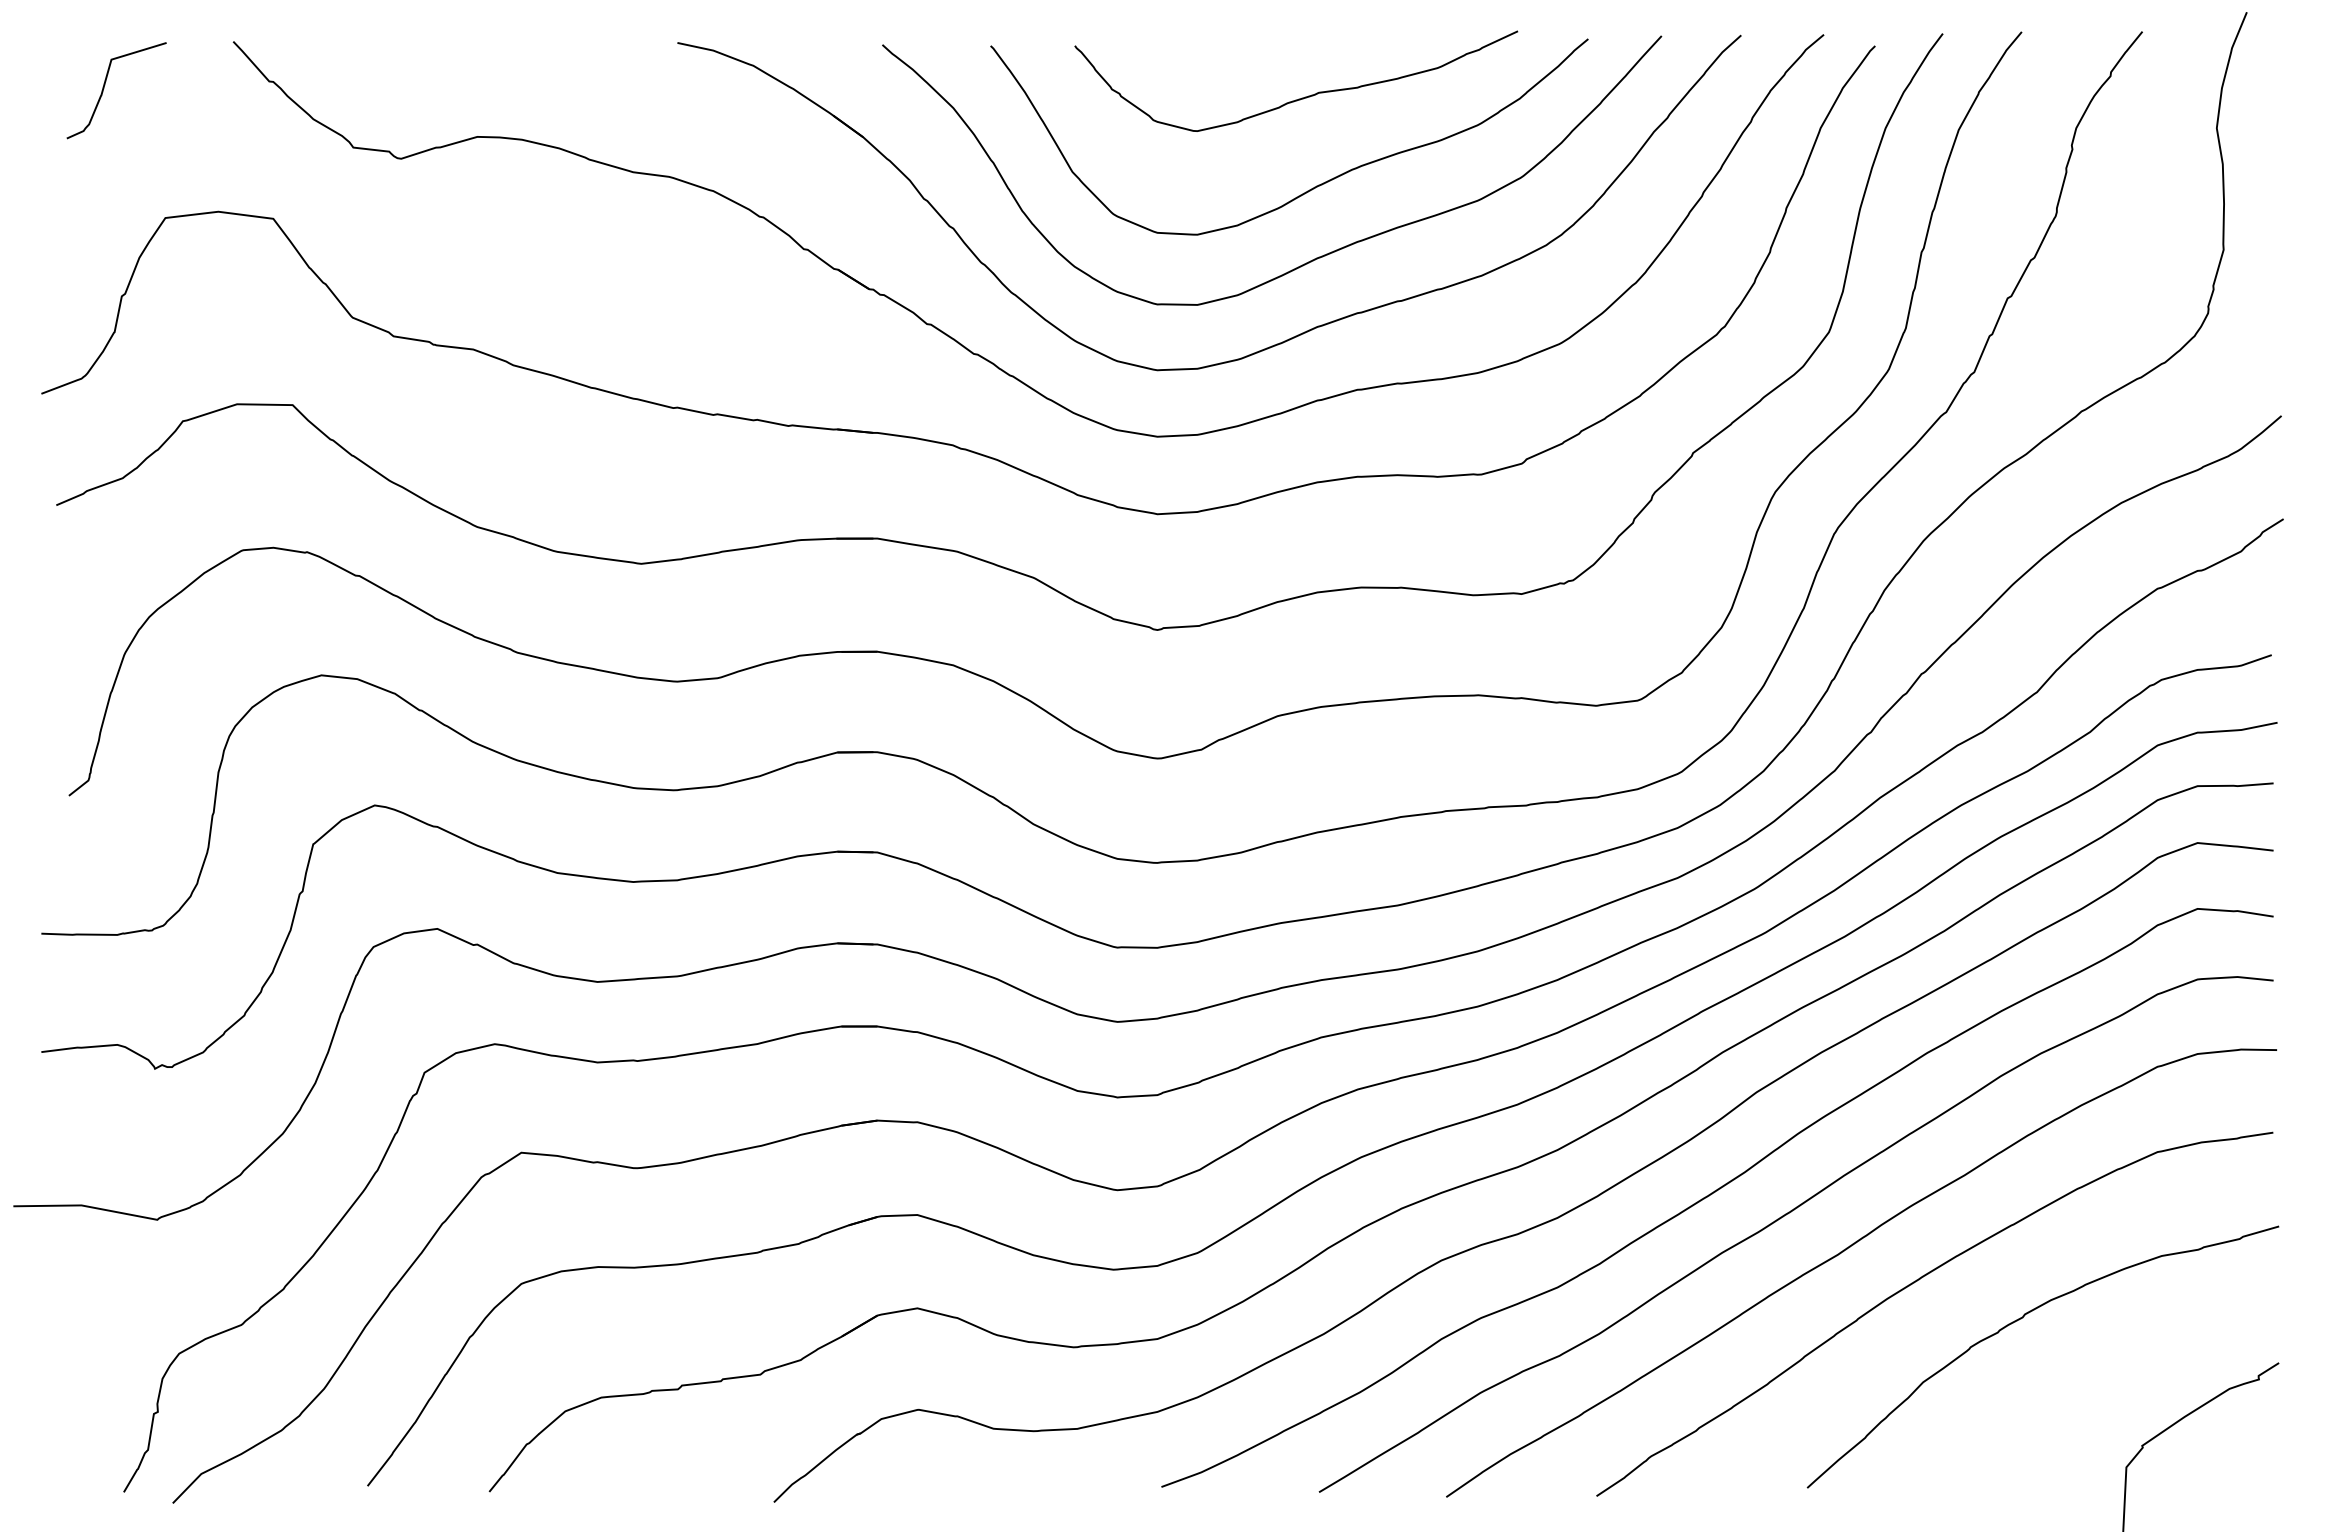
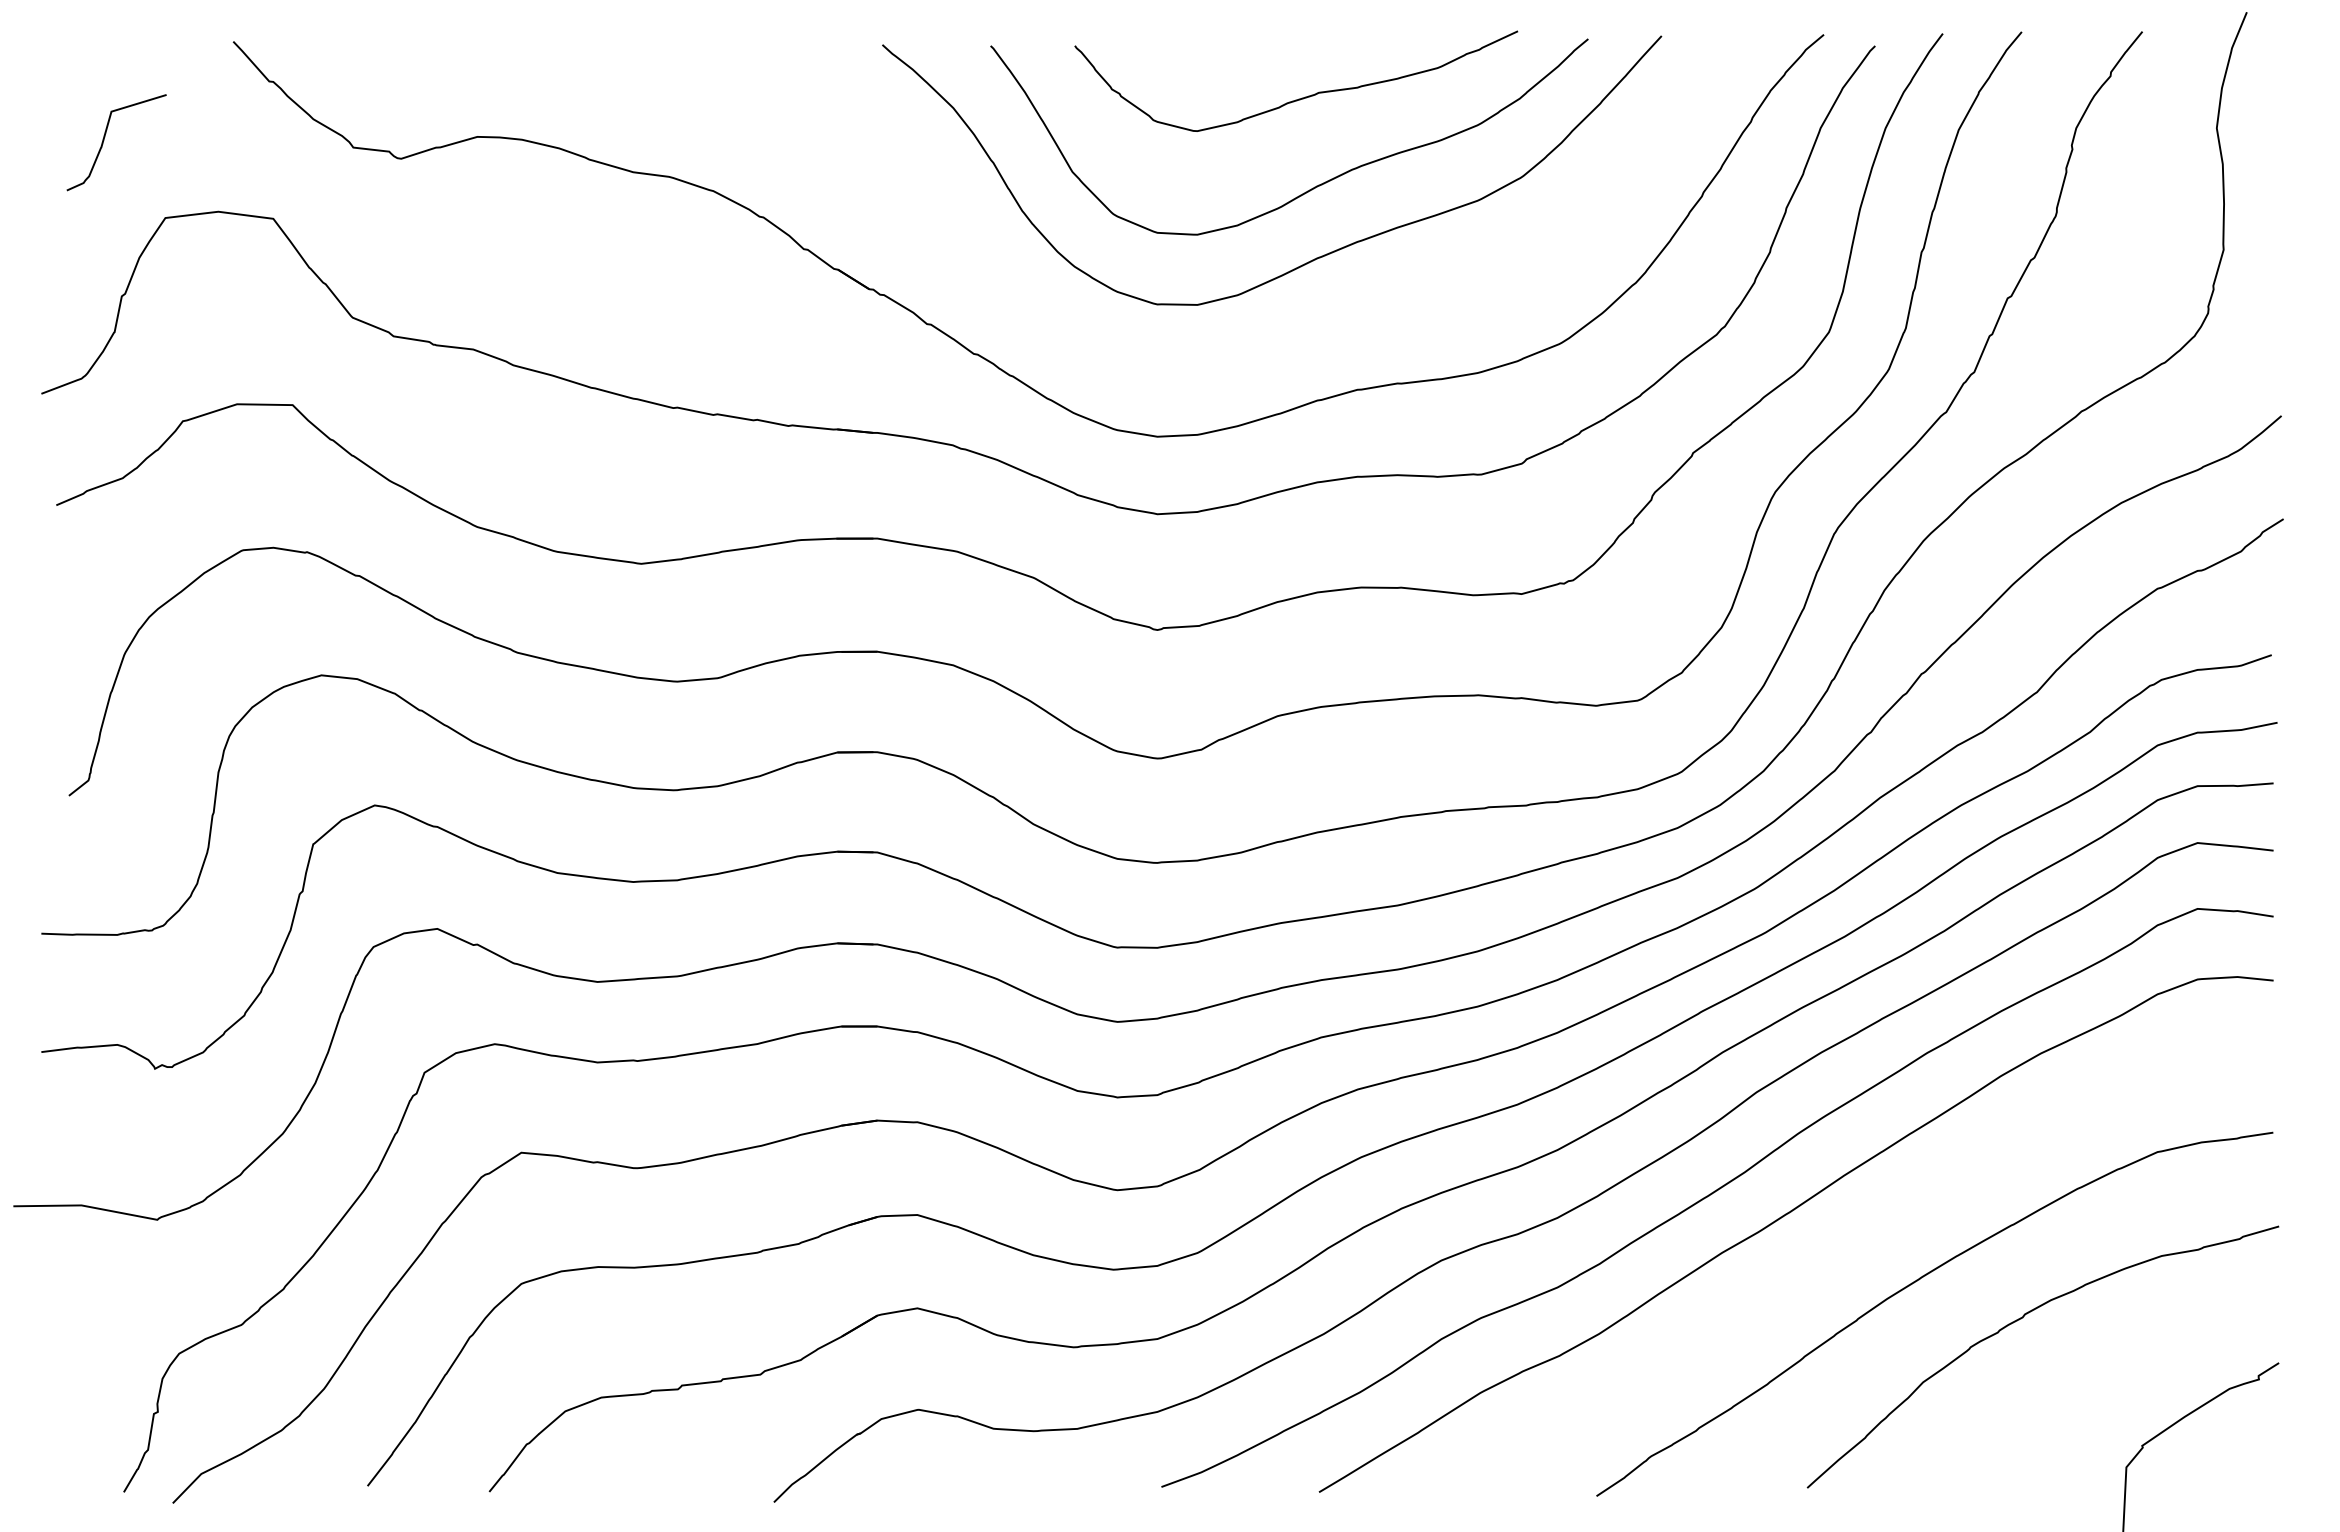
curve position: (105, 85) -> (105, 137) (105, 137)
part: present -> none (1266, 347)
curve: present -> none (1843, 1252)
